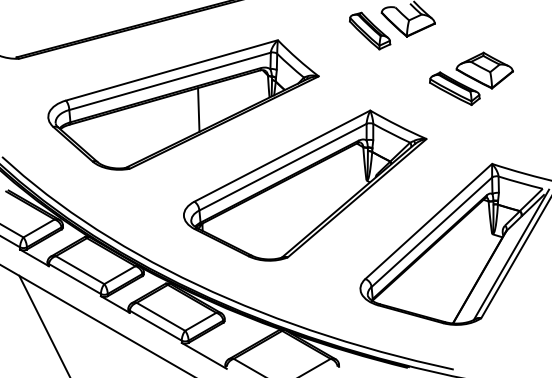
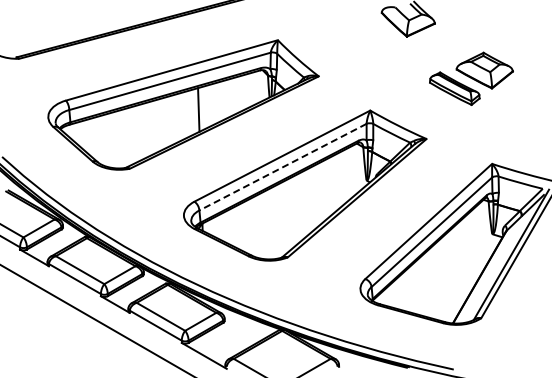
part: present -> none (370, 30)
line: solid -> dashed (282, 167)
line: present -> none (43, 324)
